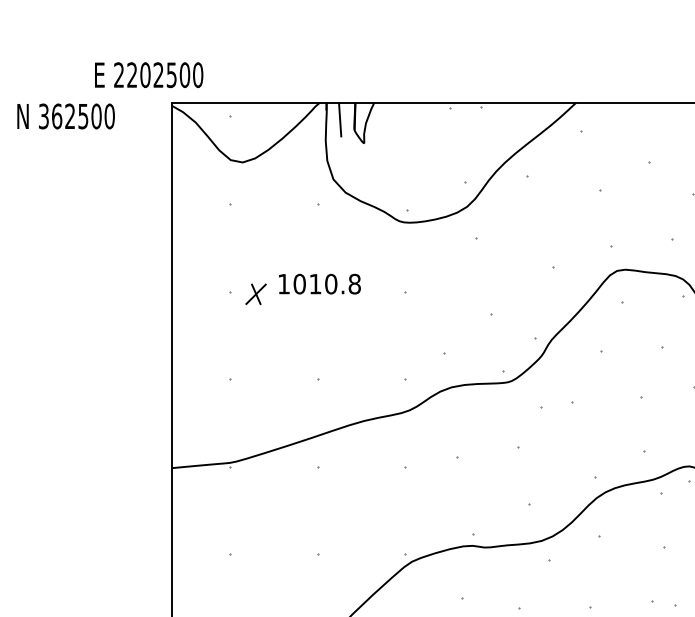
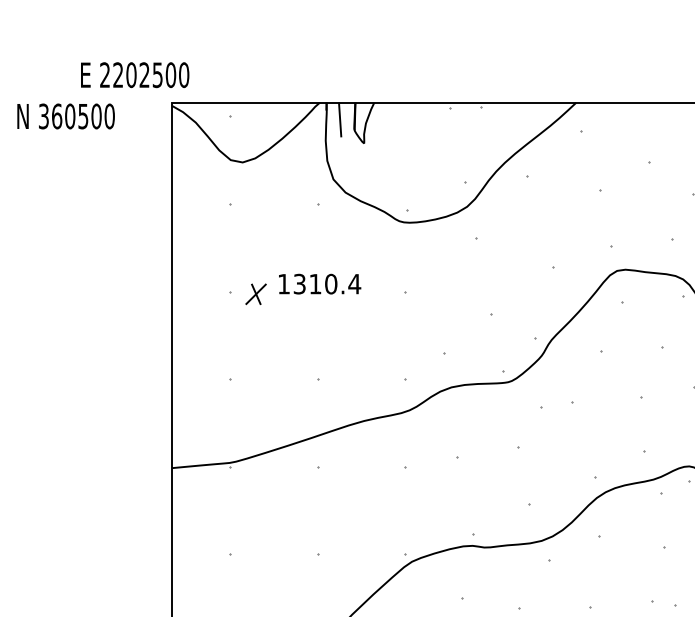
text position: (149, 75) -> (135, 75) (135, 75)
text: 362500 -> 360500 (70, 116)
text: 1010.8 -> 1310.4 (327, 283)
